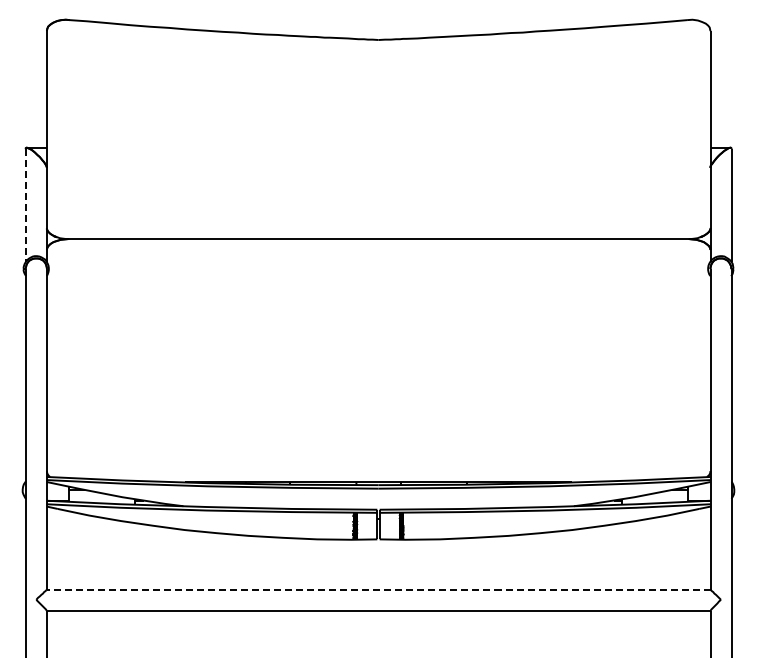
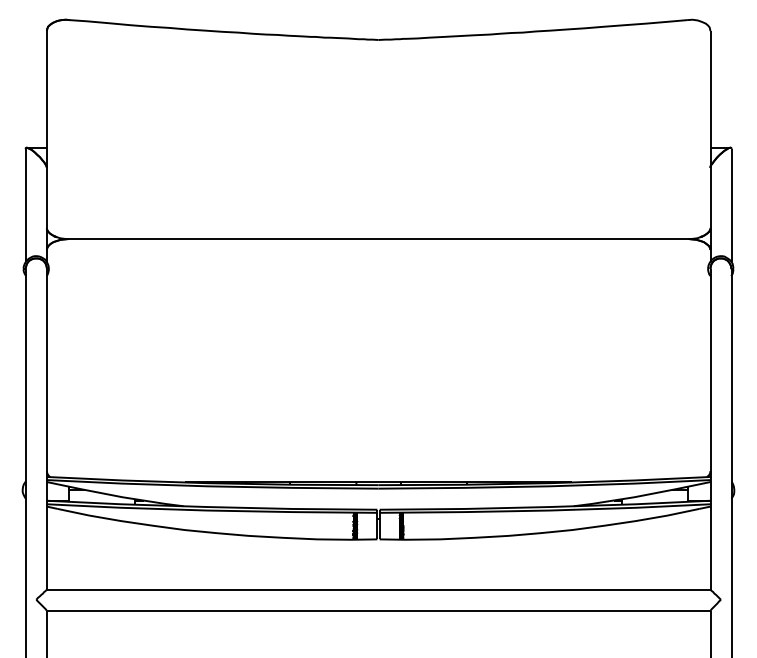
line: dashed -> solid (25, 205)
line: dashed -> solid (378, 590)
